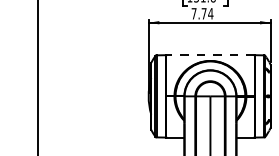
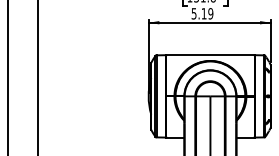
text: 7.74 -> 5.19 (202, 13)
line: dashed -> solid (209, 55)
line: none -> present (7, 77)
